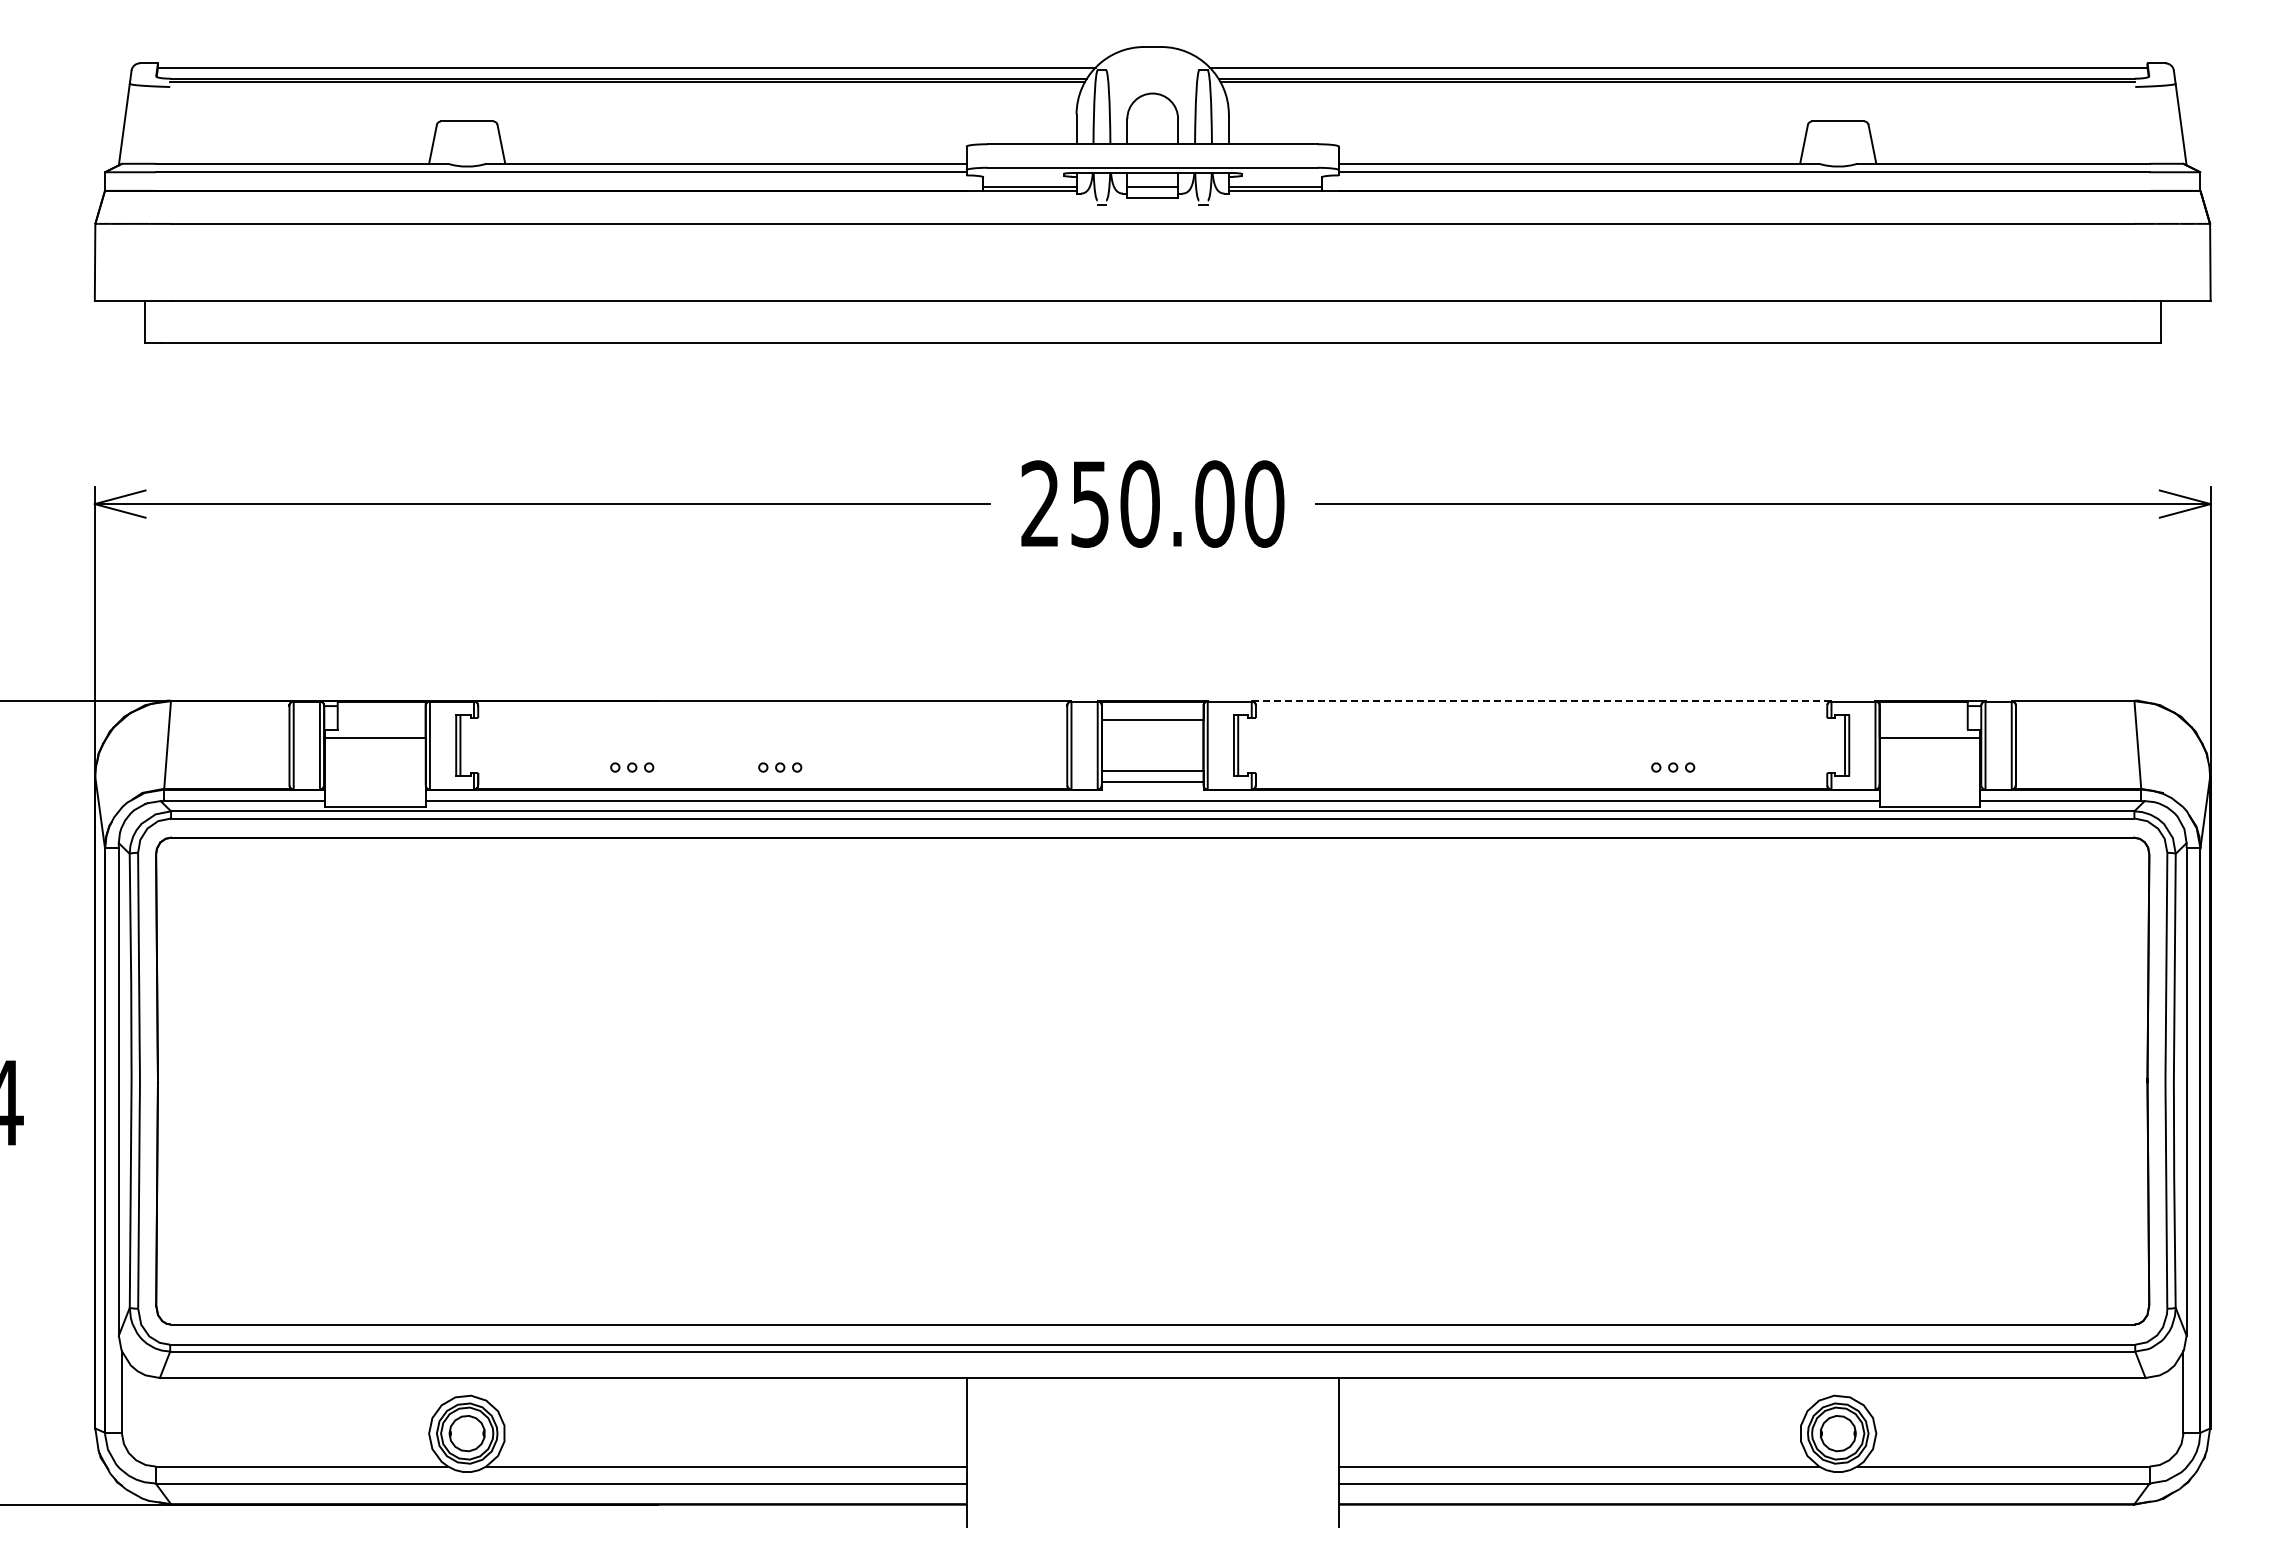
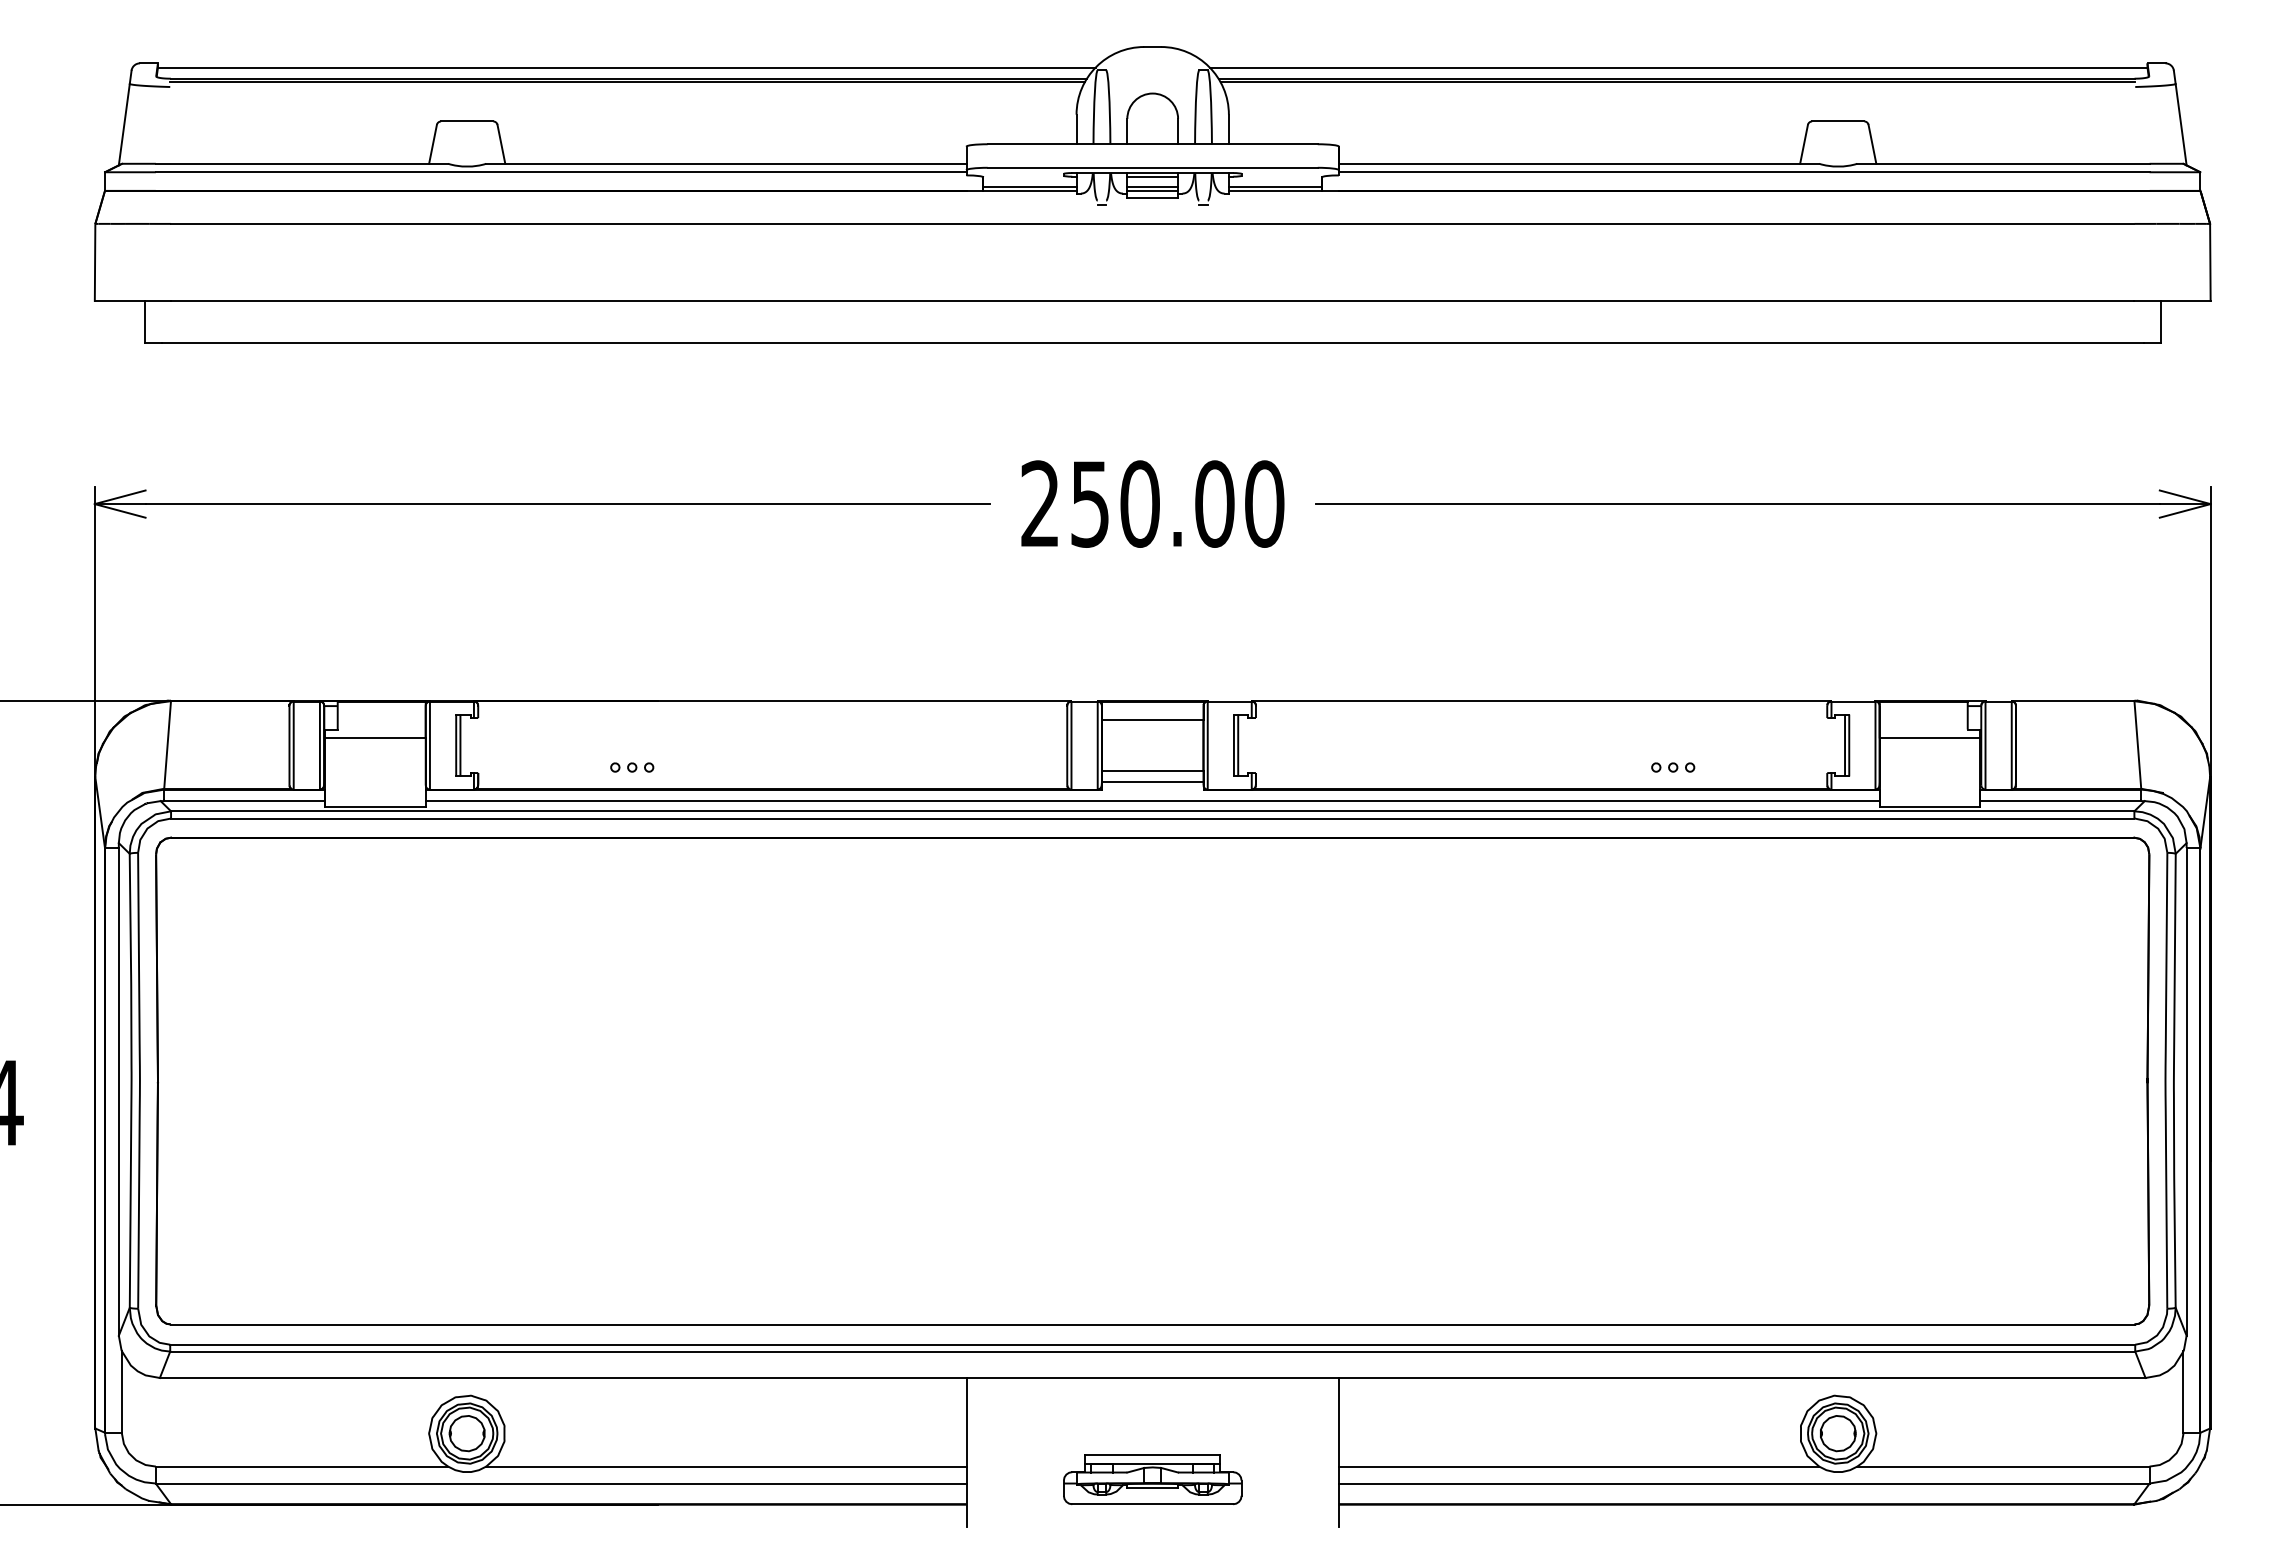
line: none -> present (1152, 176)
line: none -> present (1152, 190)
line: dashed -> solid (1541, 701)
part: present -> none (780, 767)
part: none -> present (1152, 1479)
